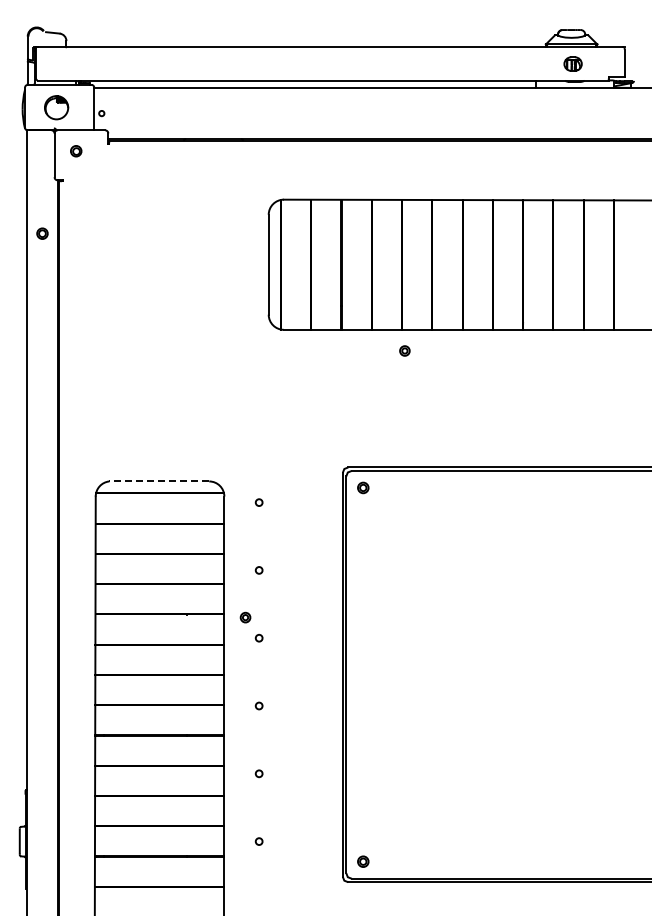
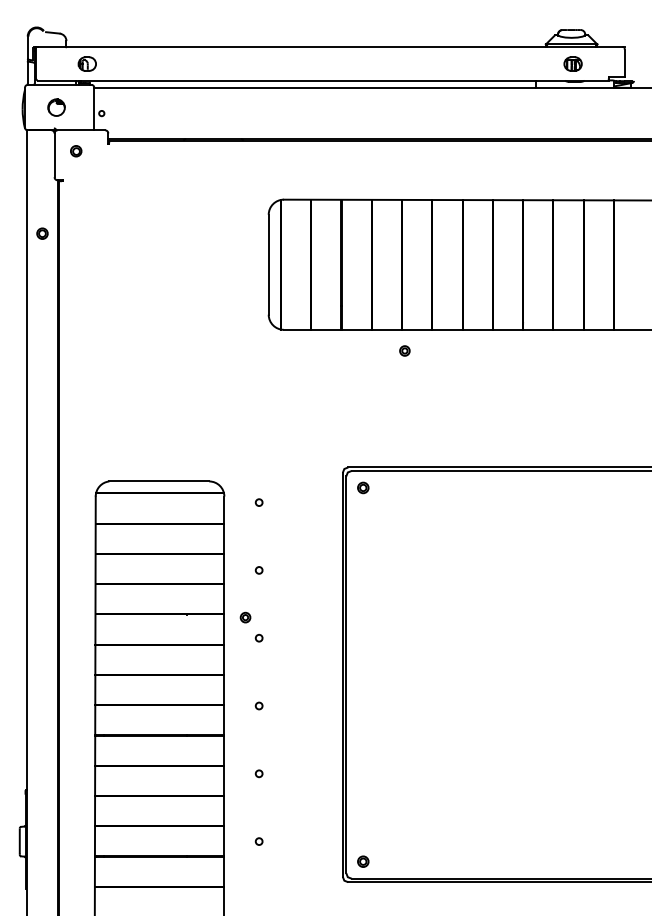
part: none -> present (86, 63)
part size: 26x26 px -> 19x19 px (56, 107)
line: dashed -> solid (159, 481)
